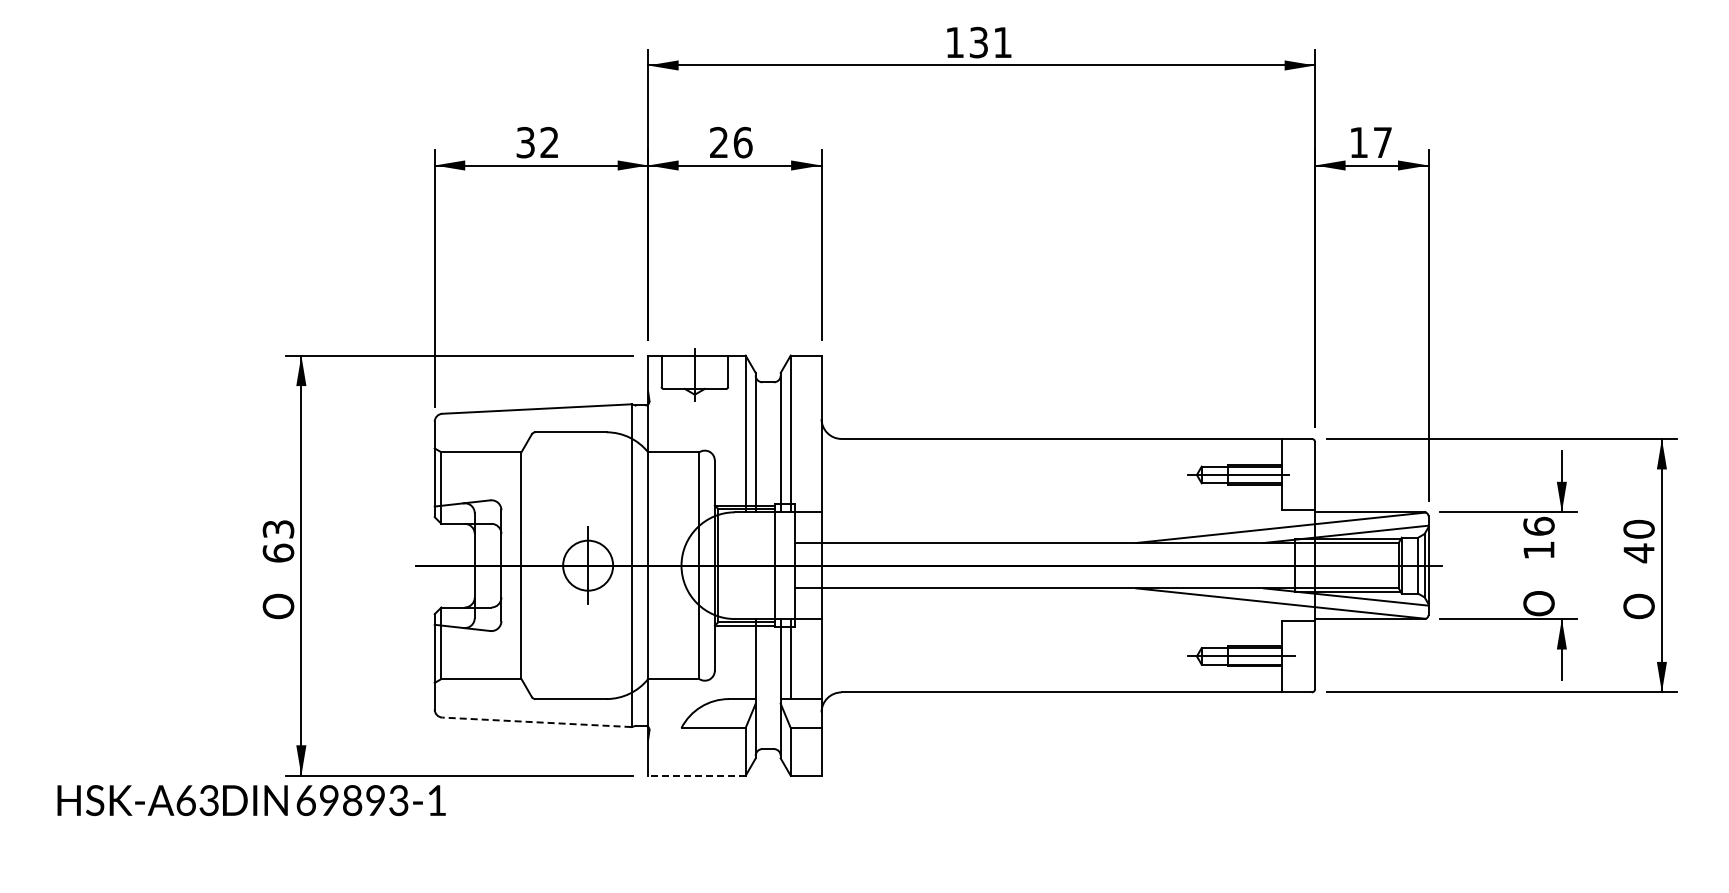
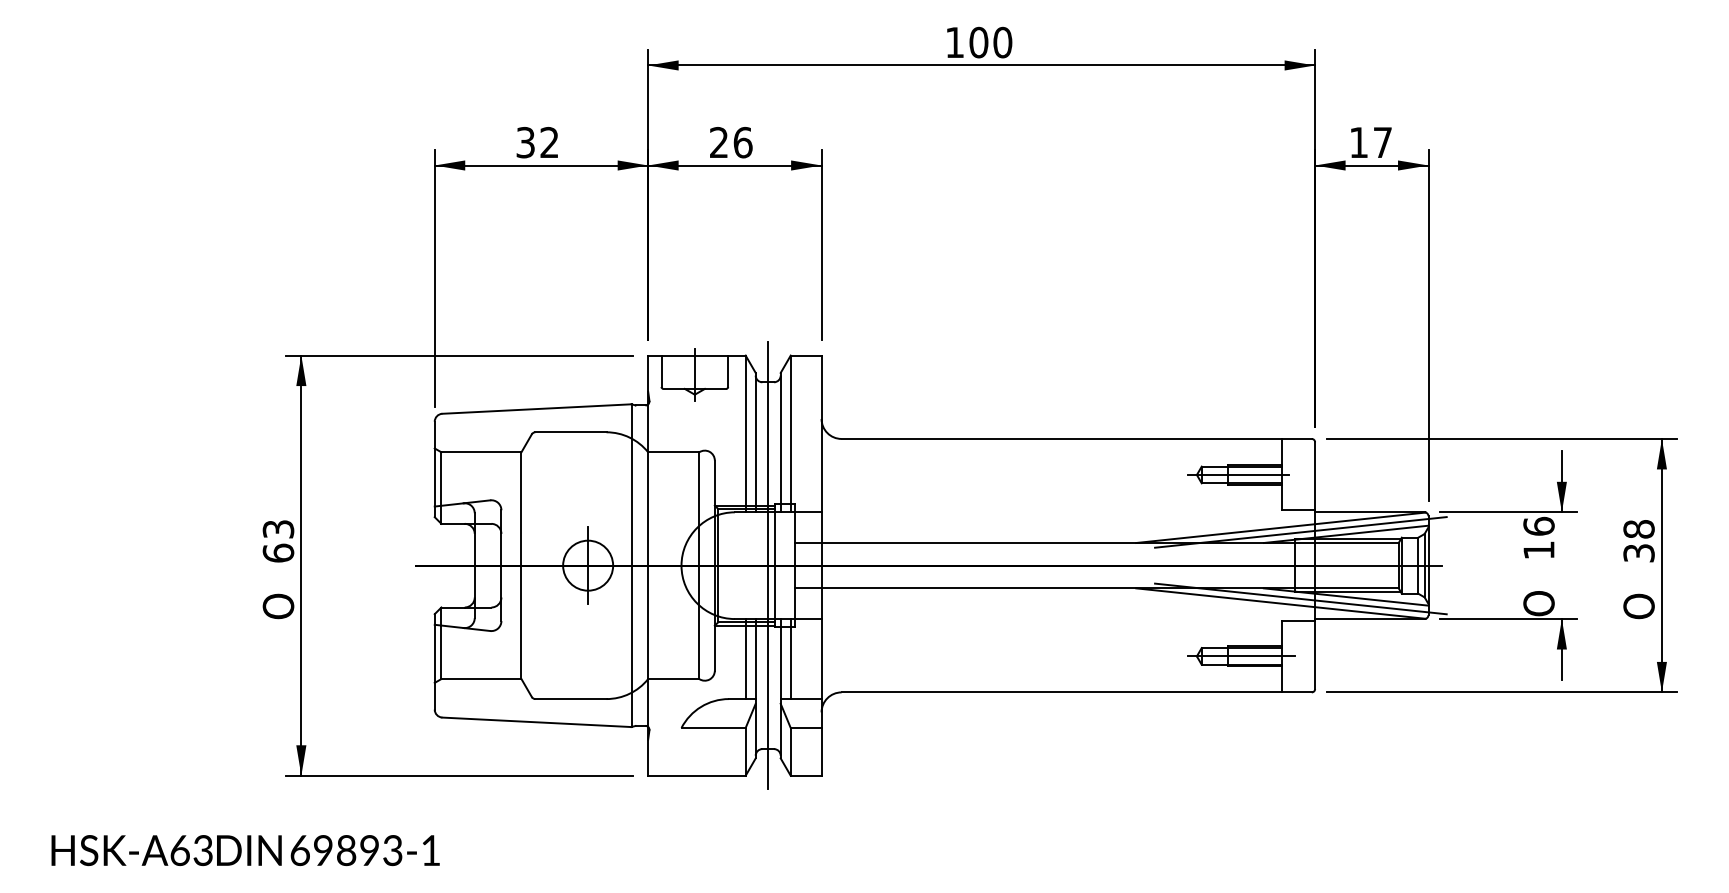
text: 131 -> 100 (990, 42)
line: none -> present (1300, 532)
text: 40 -> 38 (1638, 541)
line: none -> present (768, 565)
line: none -> present (1300, 598)
line: none -> present (745, 659)
line: dashed -> solid (536, 722)
line: dashed -> solid (696, 775)
text position: (251, 800) -> (245, 850) (245, 850)
